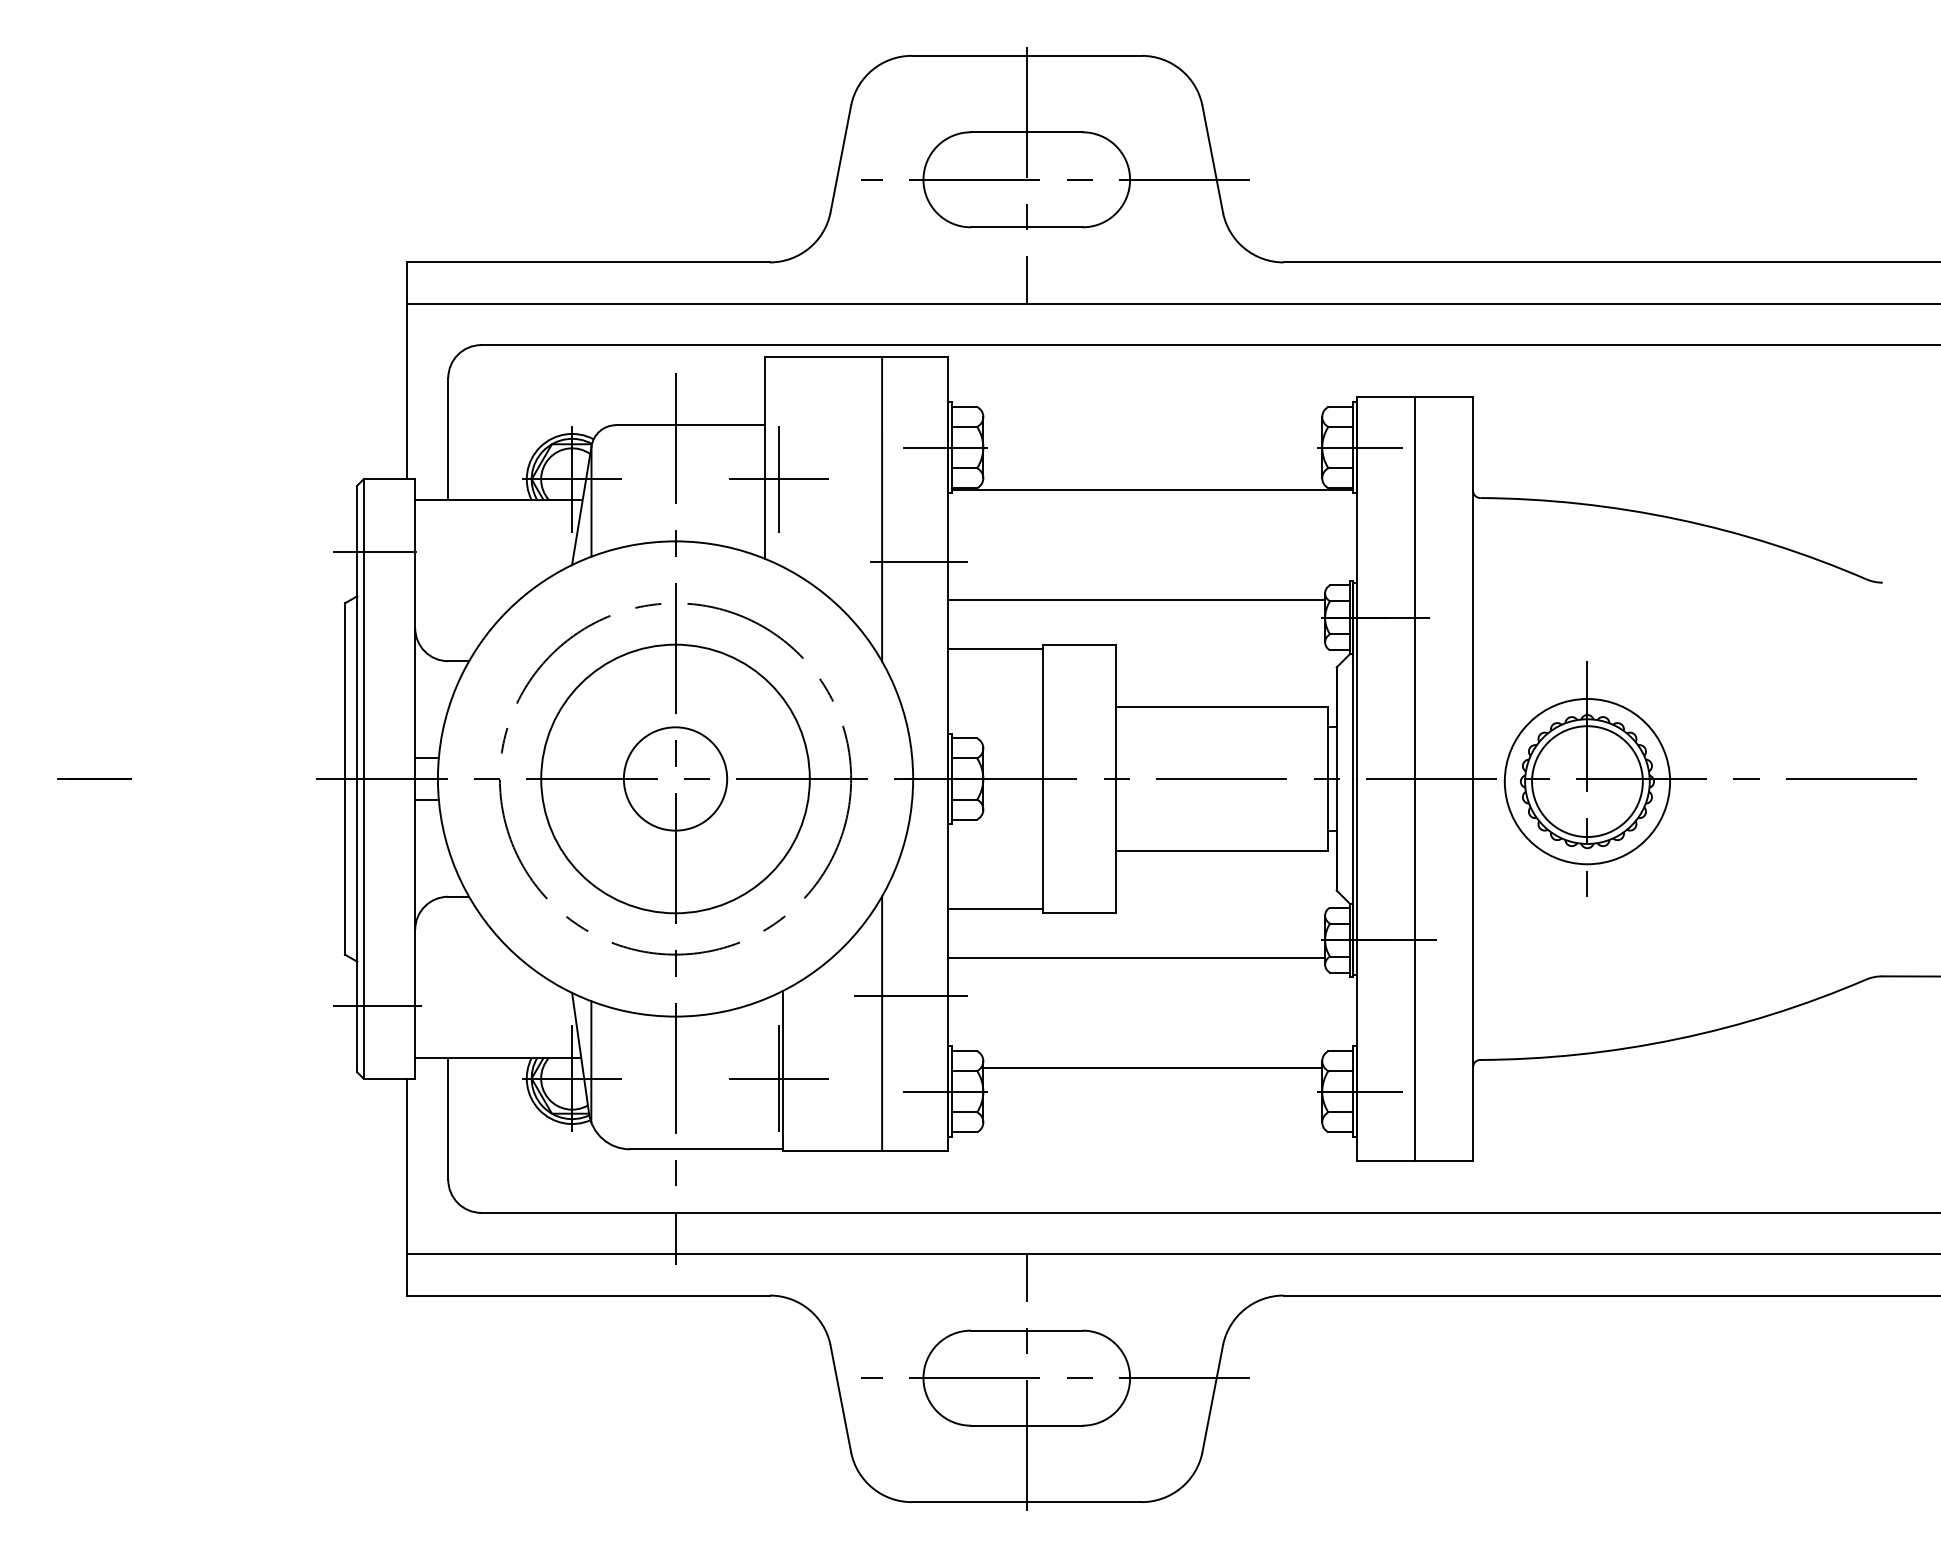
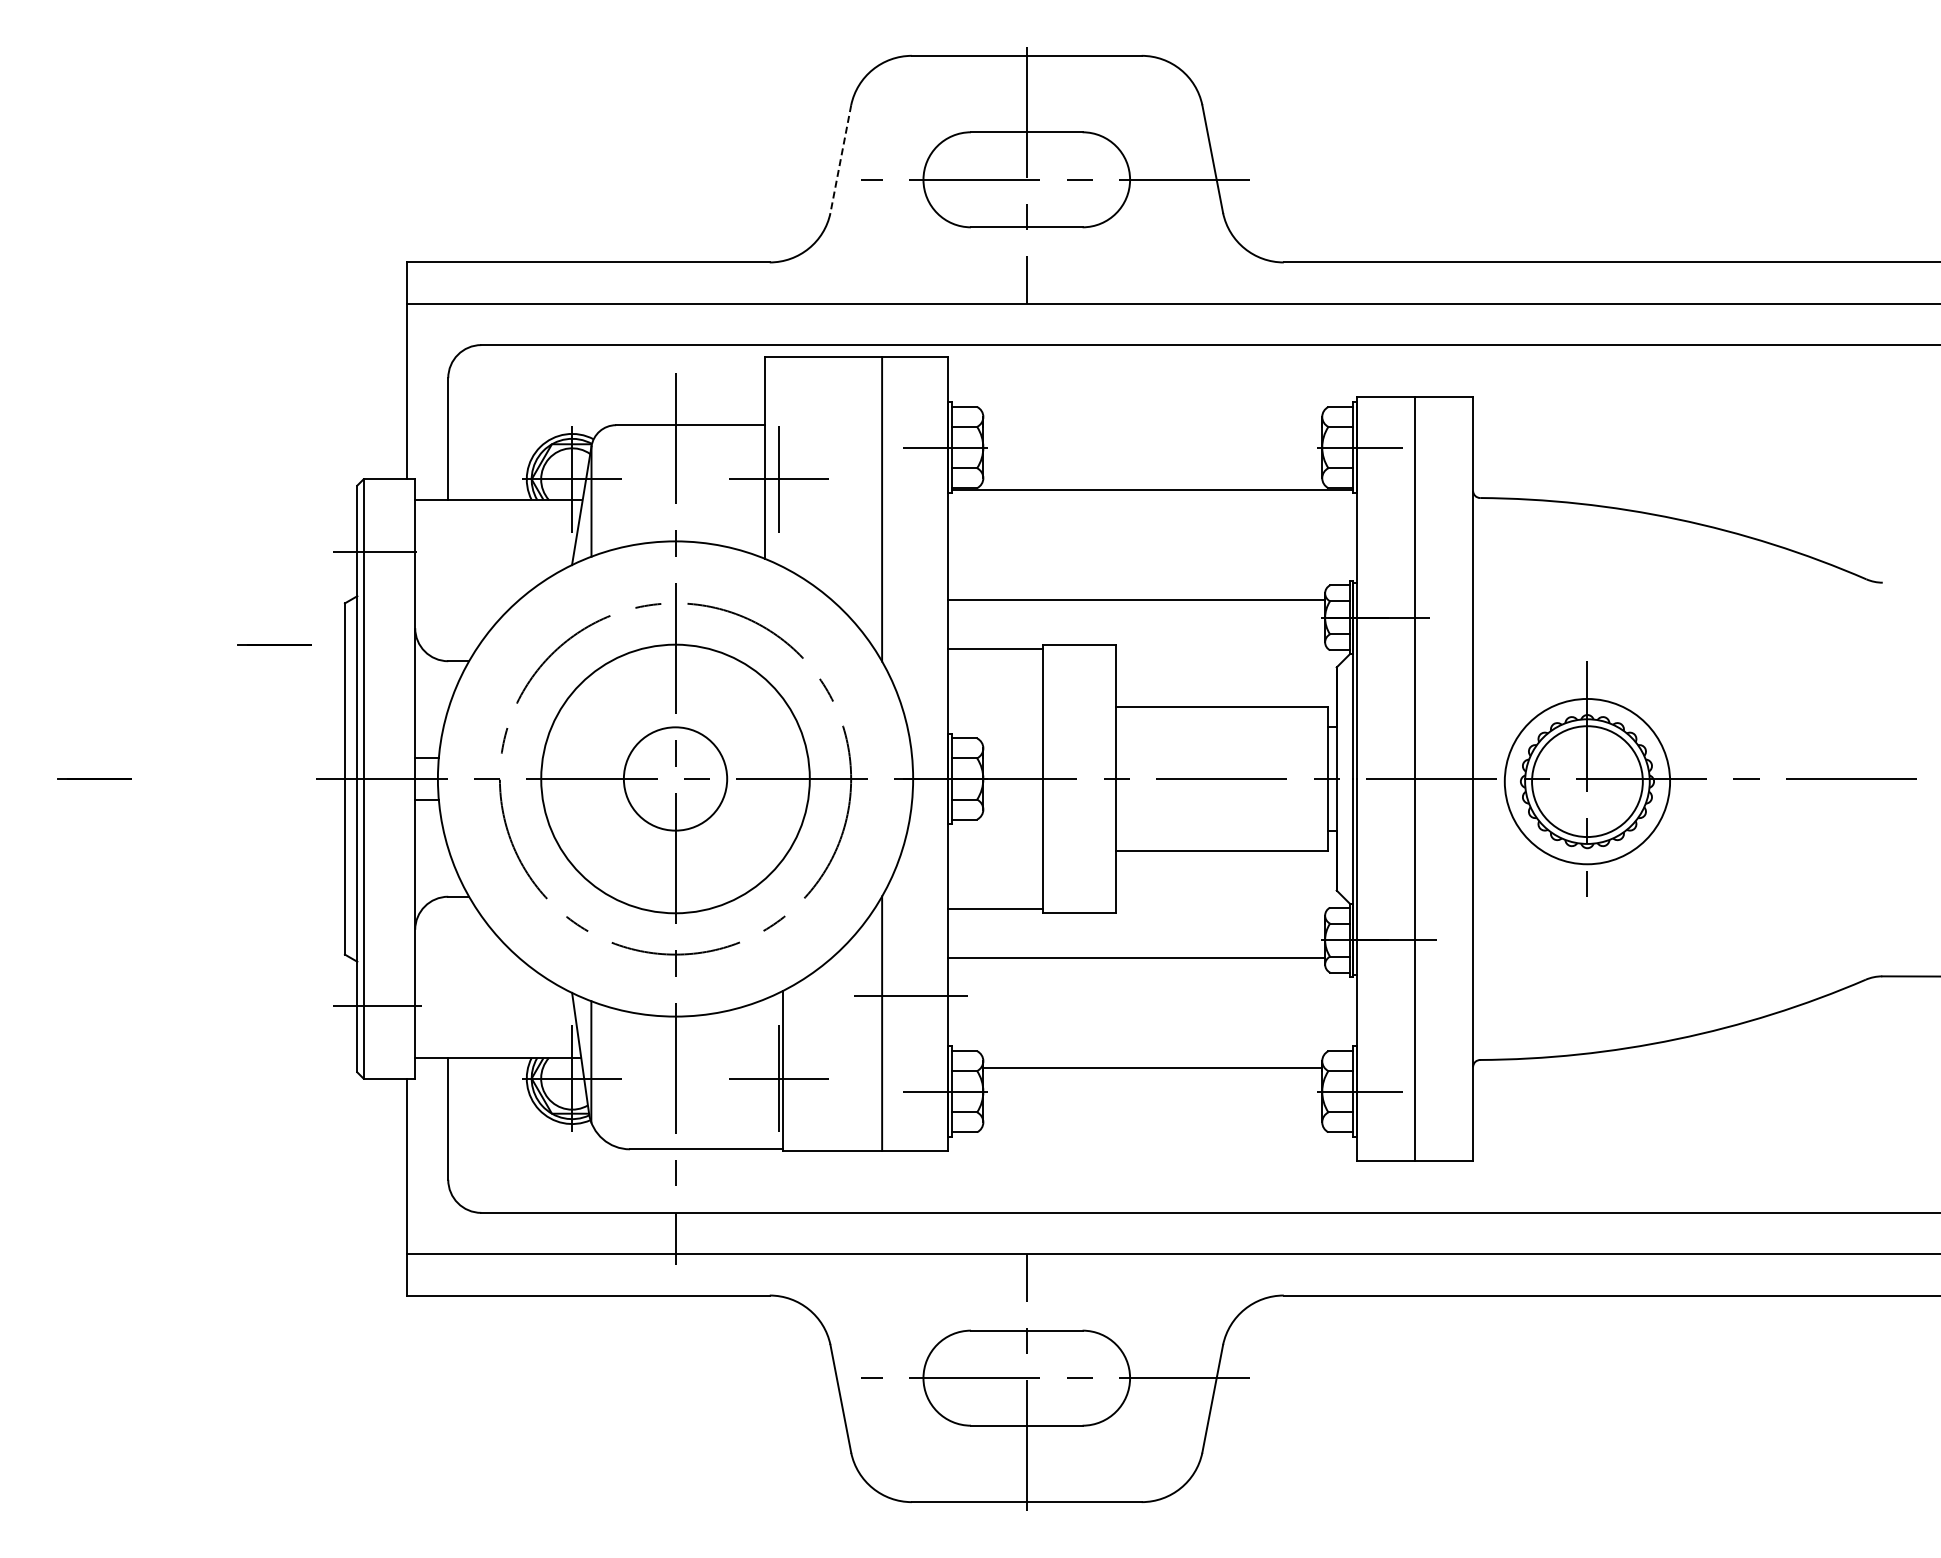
line: solid -> dashed (840, 159)
line: present -> none (918, 562)
line: none -> present (274, 644)
